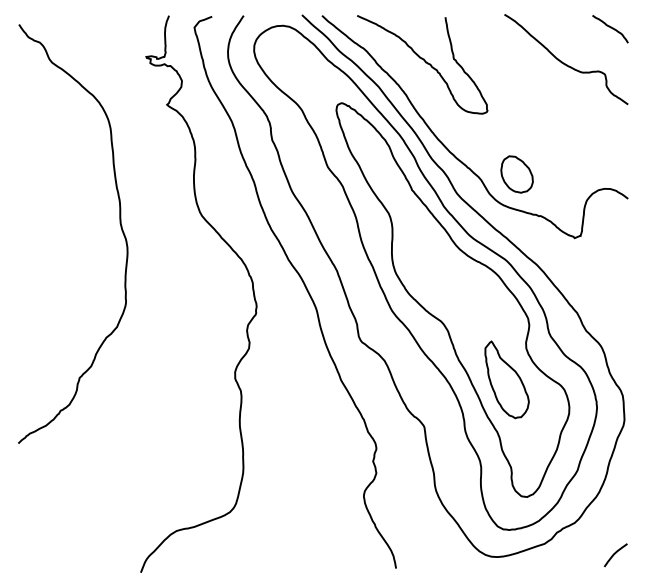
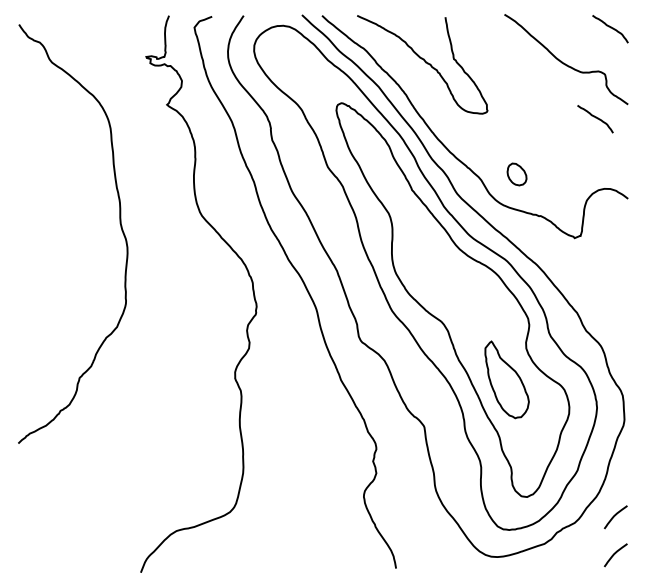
curve: none -> present (595, 118)
part size: 34x39 px -> 22x25 px (516, 174)
curve: none -> present (615, 516)
